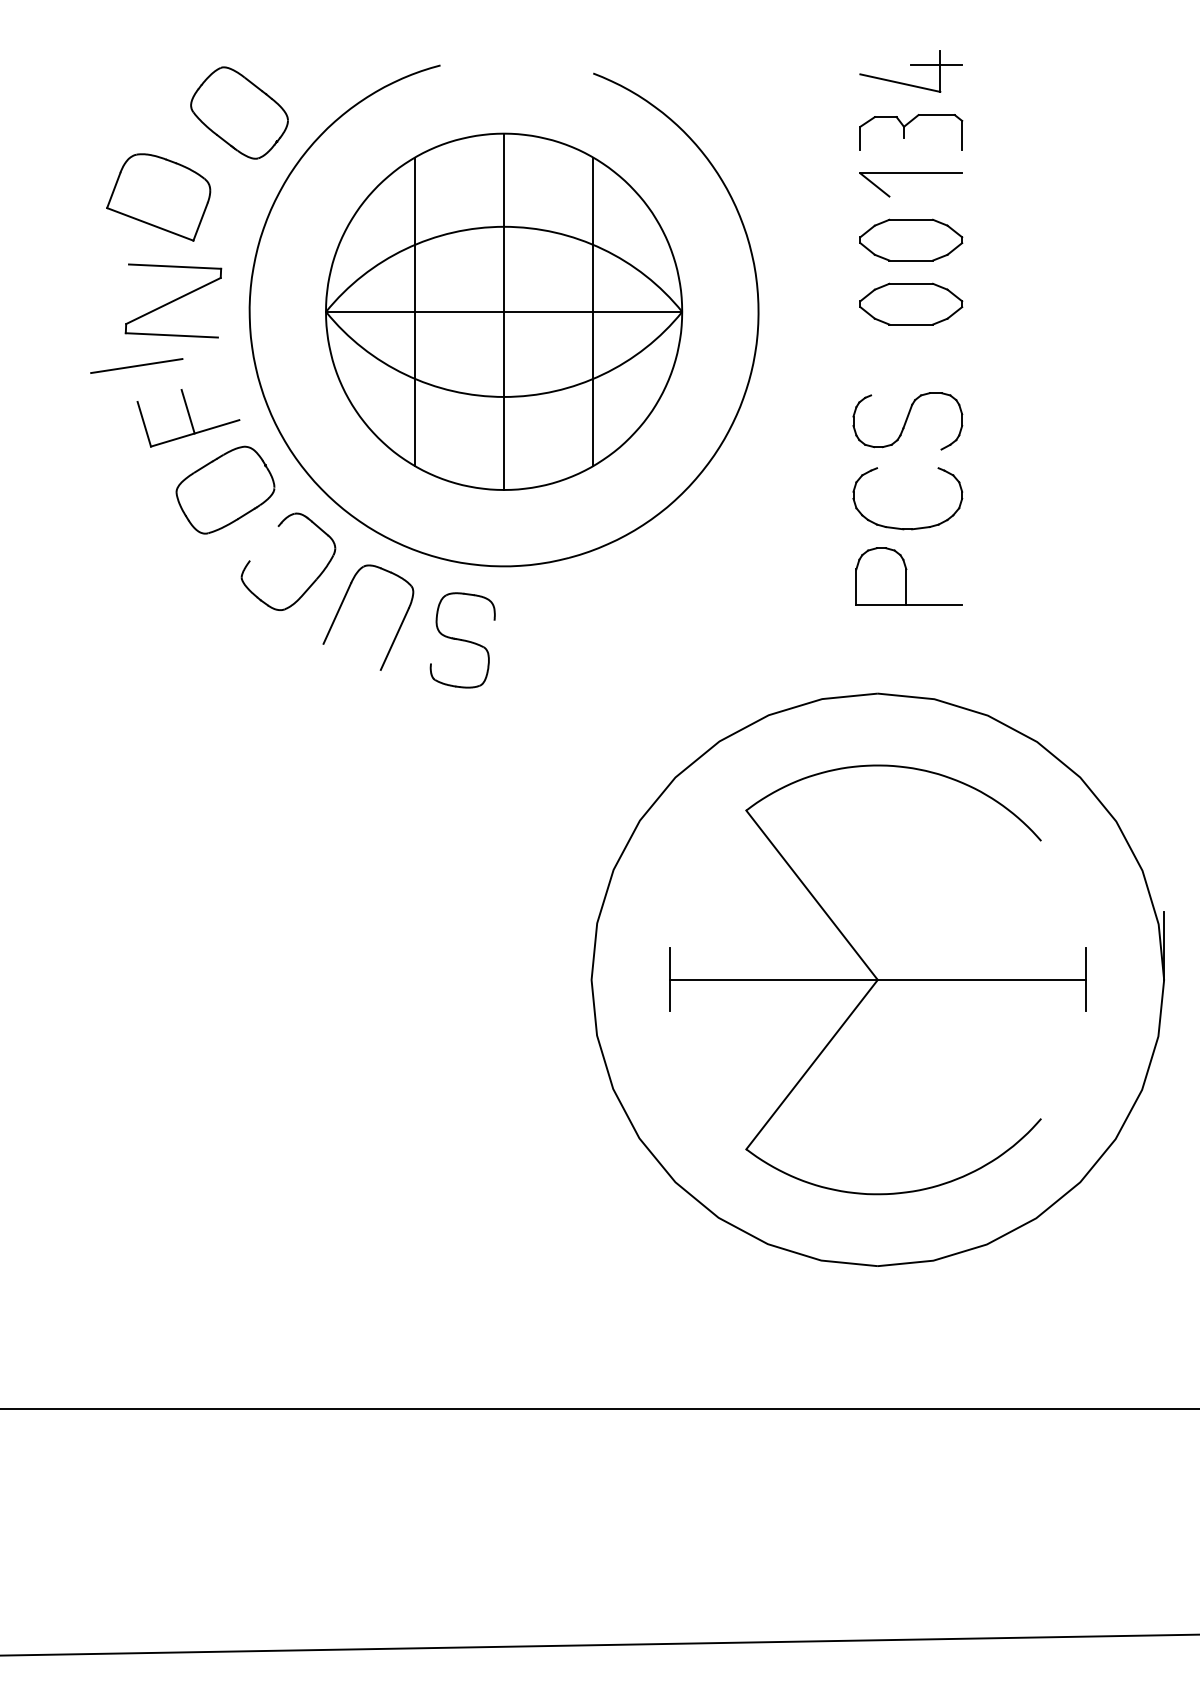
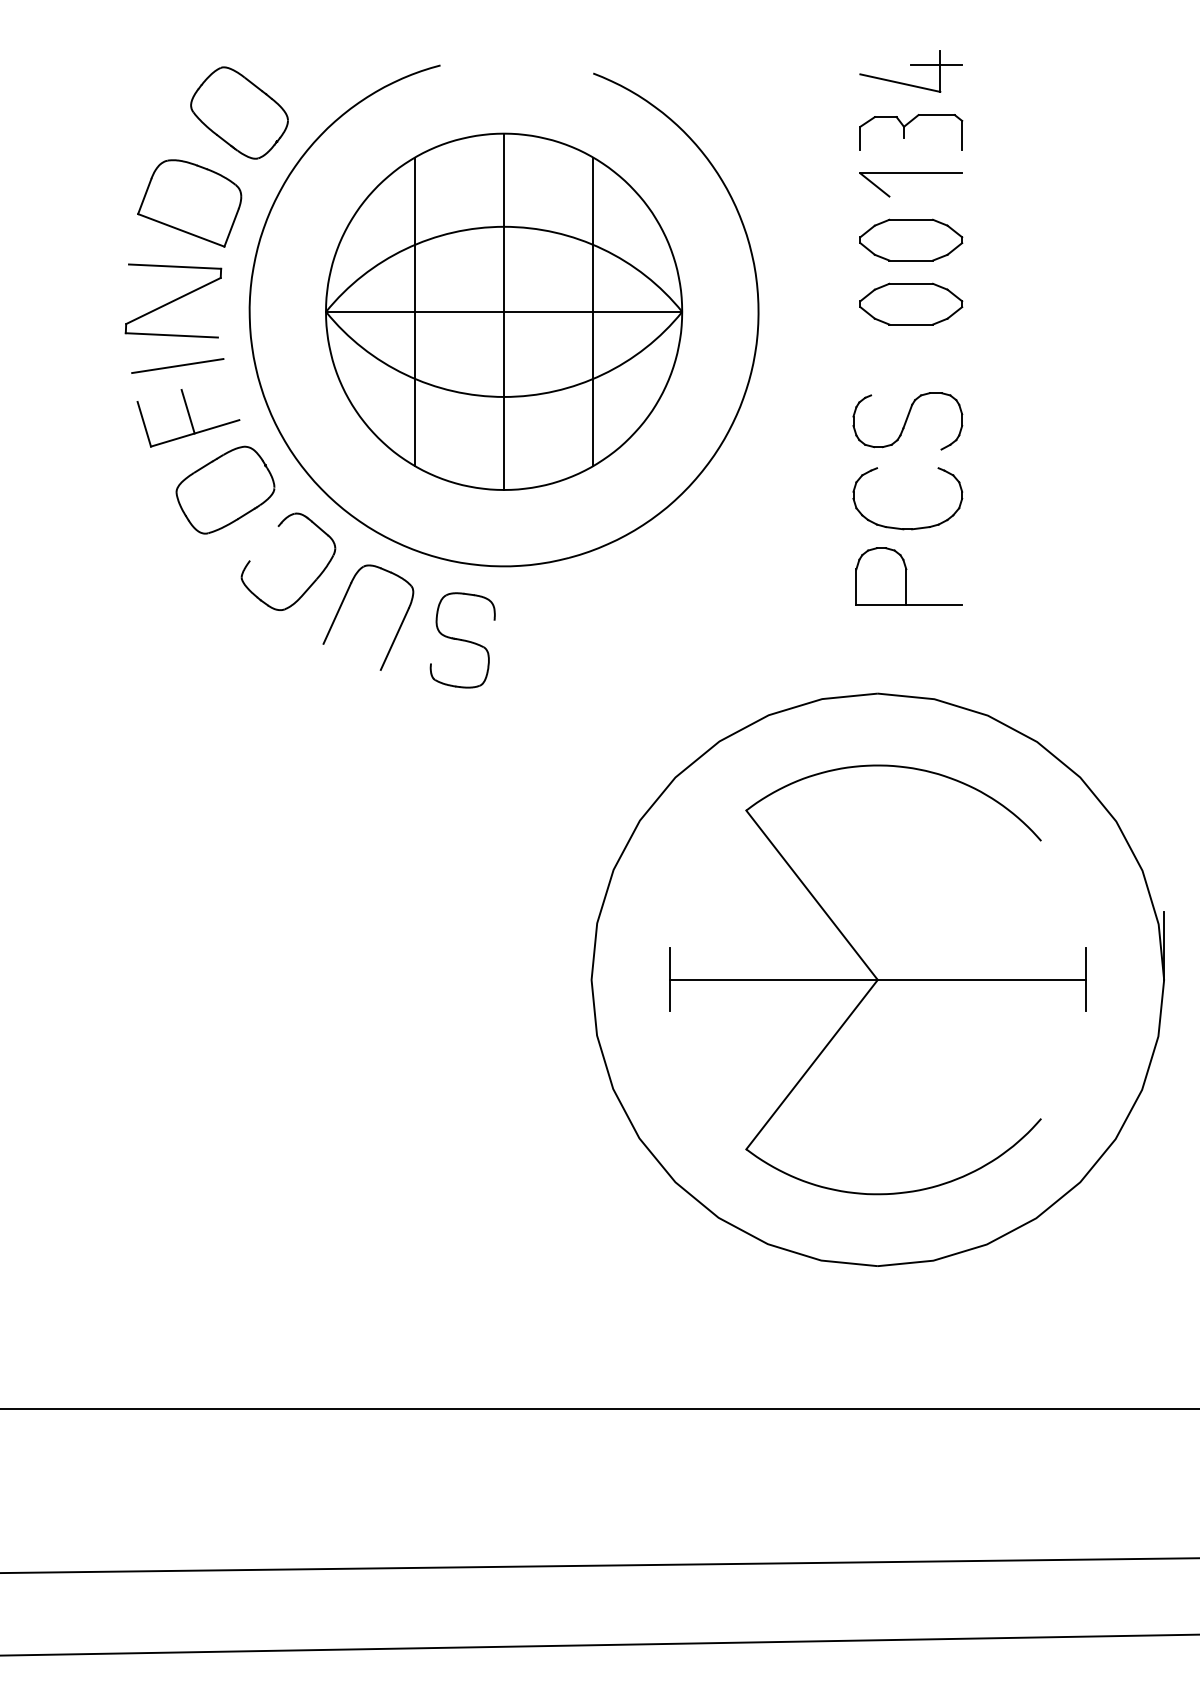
part position: (158, 197) -> (189, 203) (189, 203)
line position: (136, 365) -> (177, 365) (177, 365)
line: none -> present (599, 1565)
